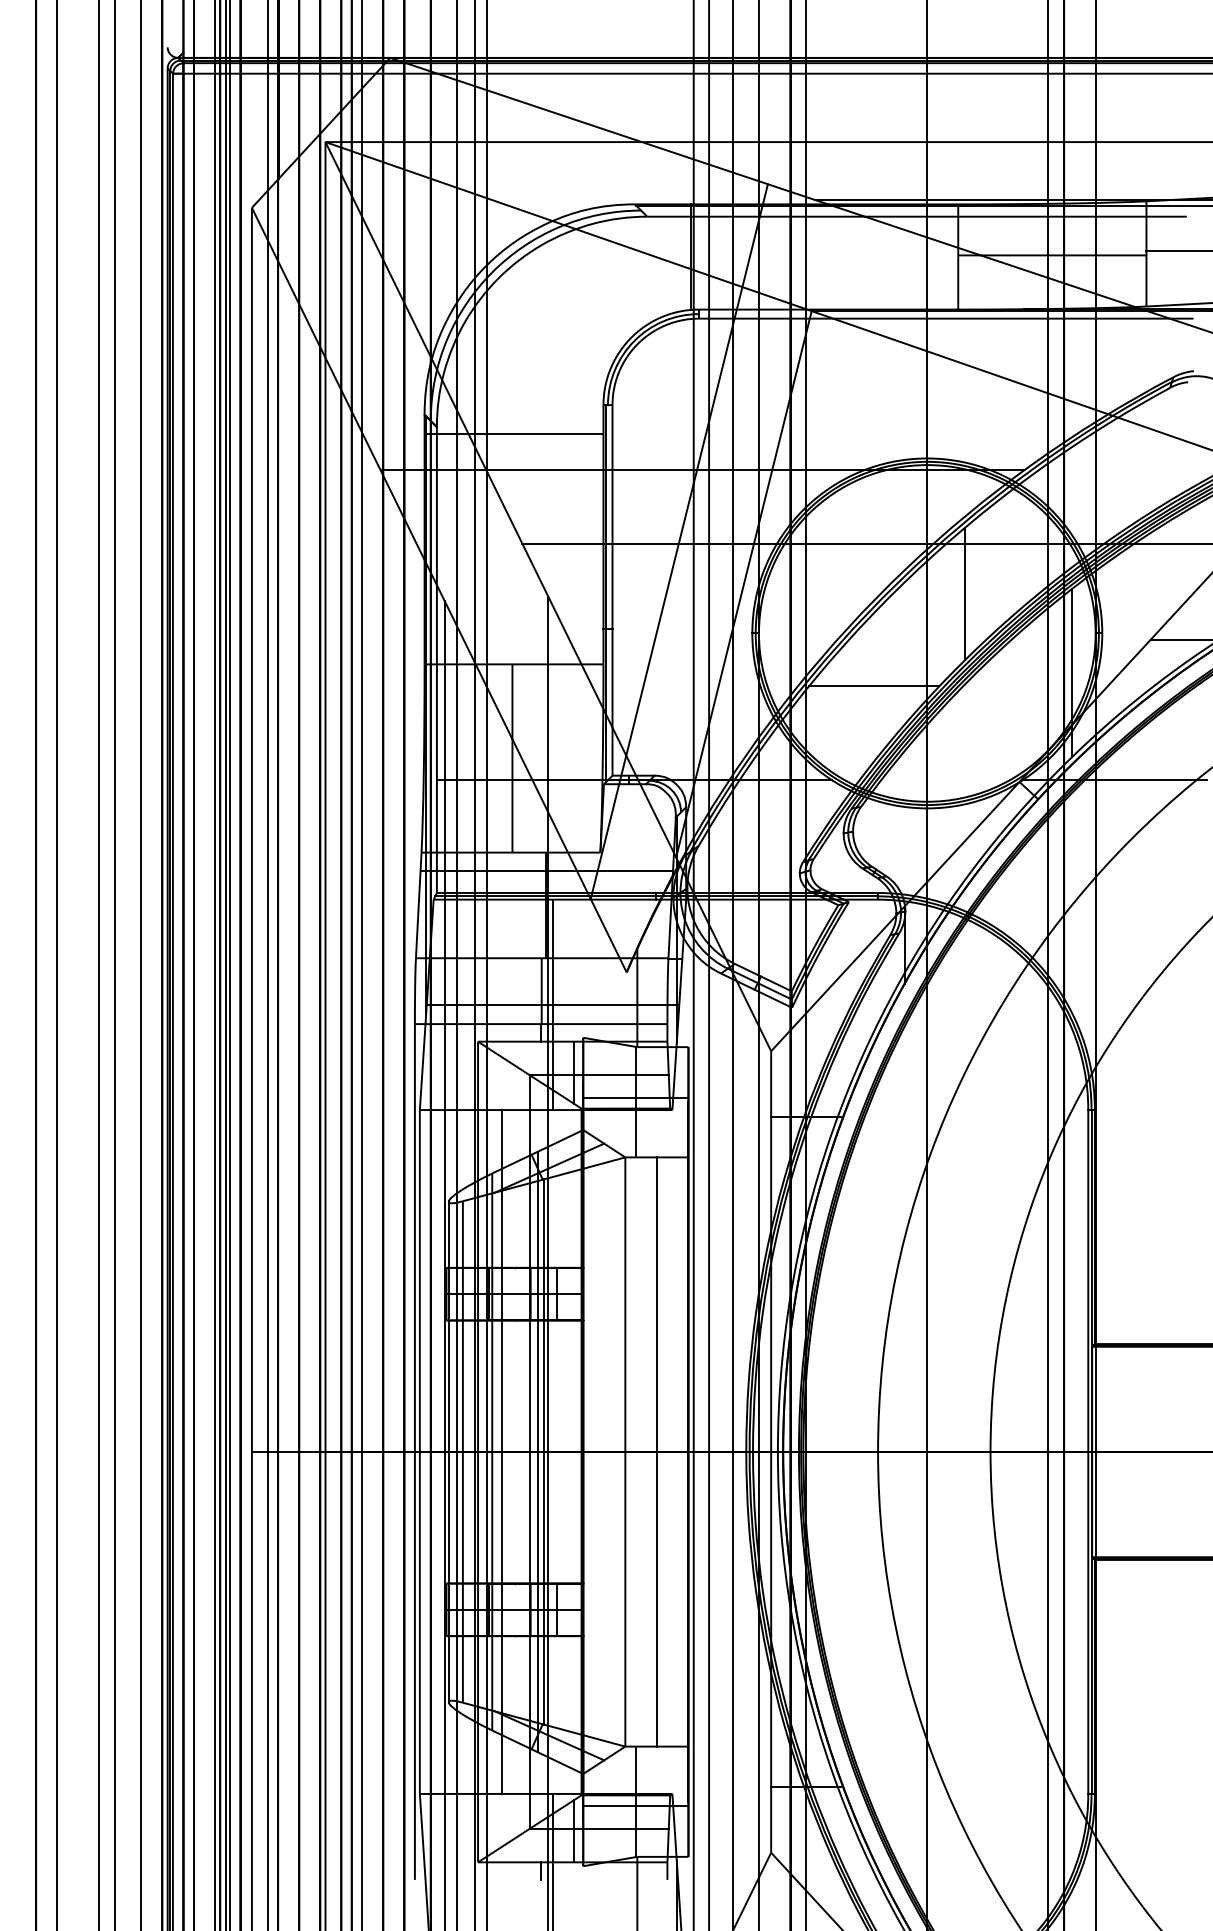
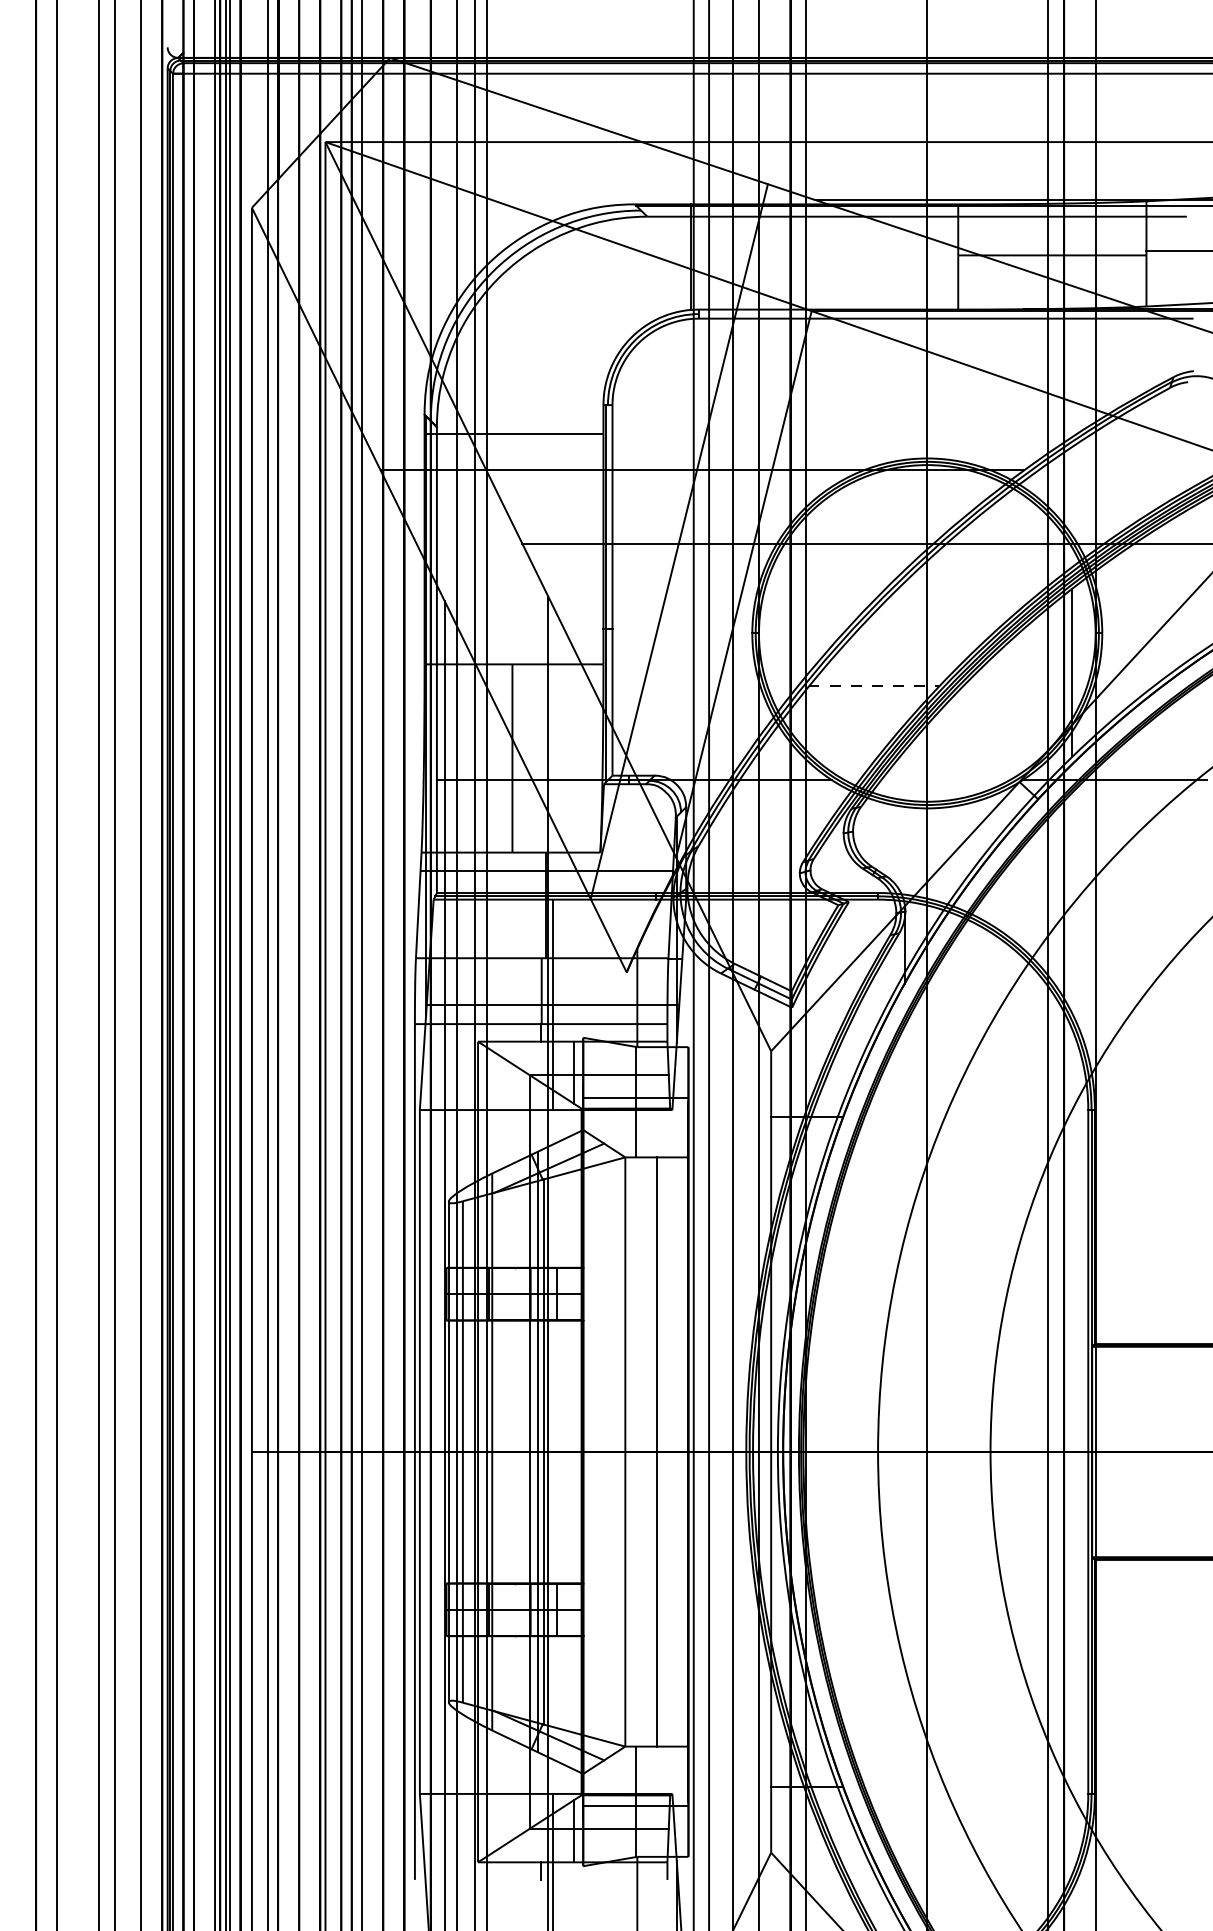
line: present -> none (964, 593)
line: present -> none (1179, 639)
line: solid -> dashed (874, 686)
line: present -> none (501, 1451)
